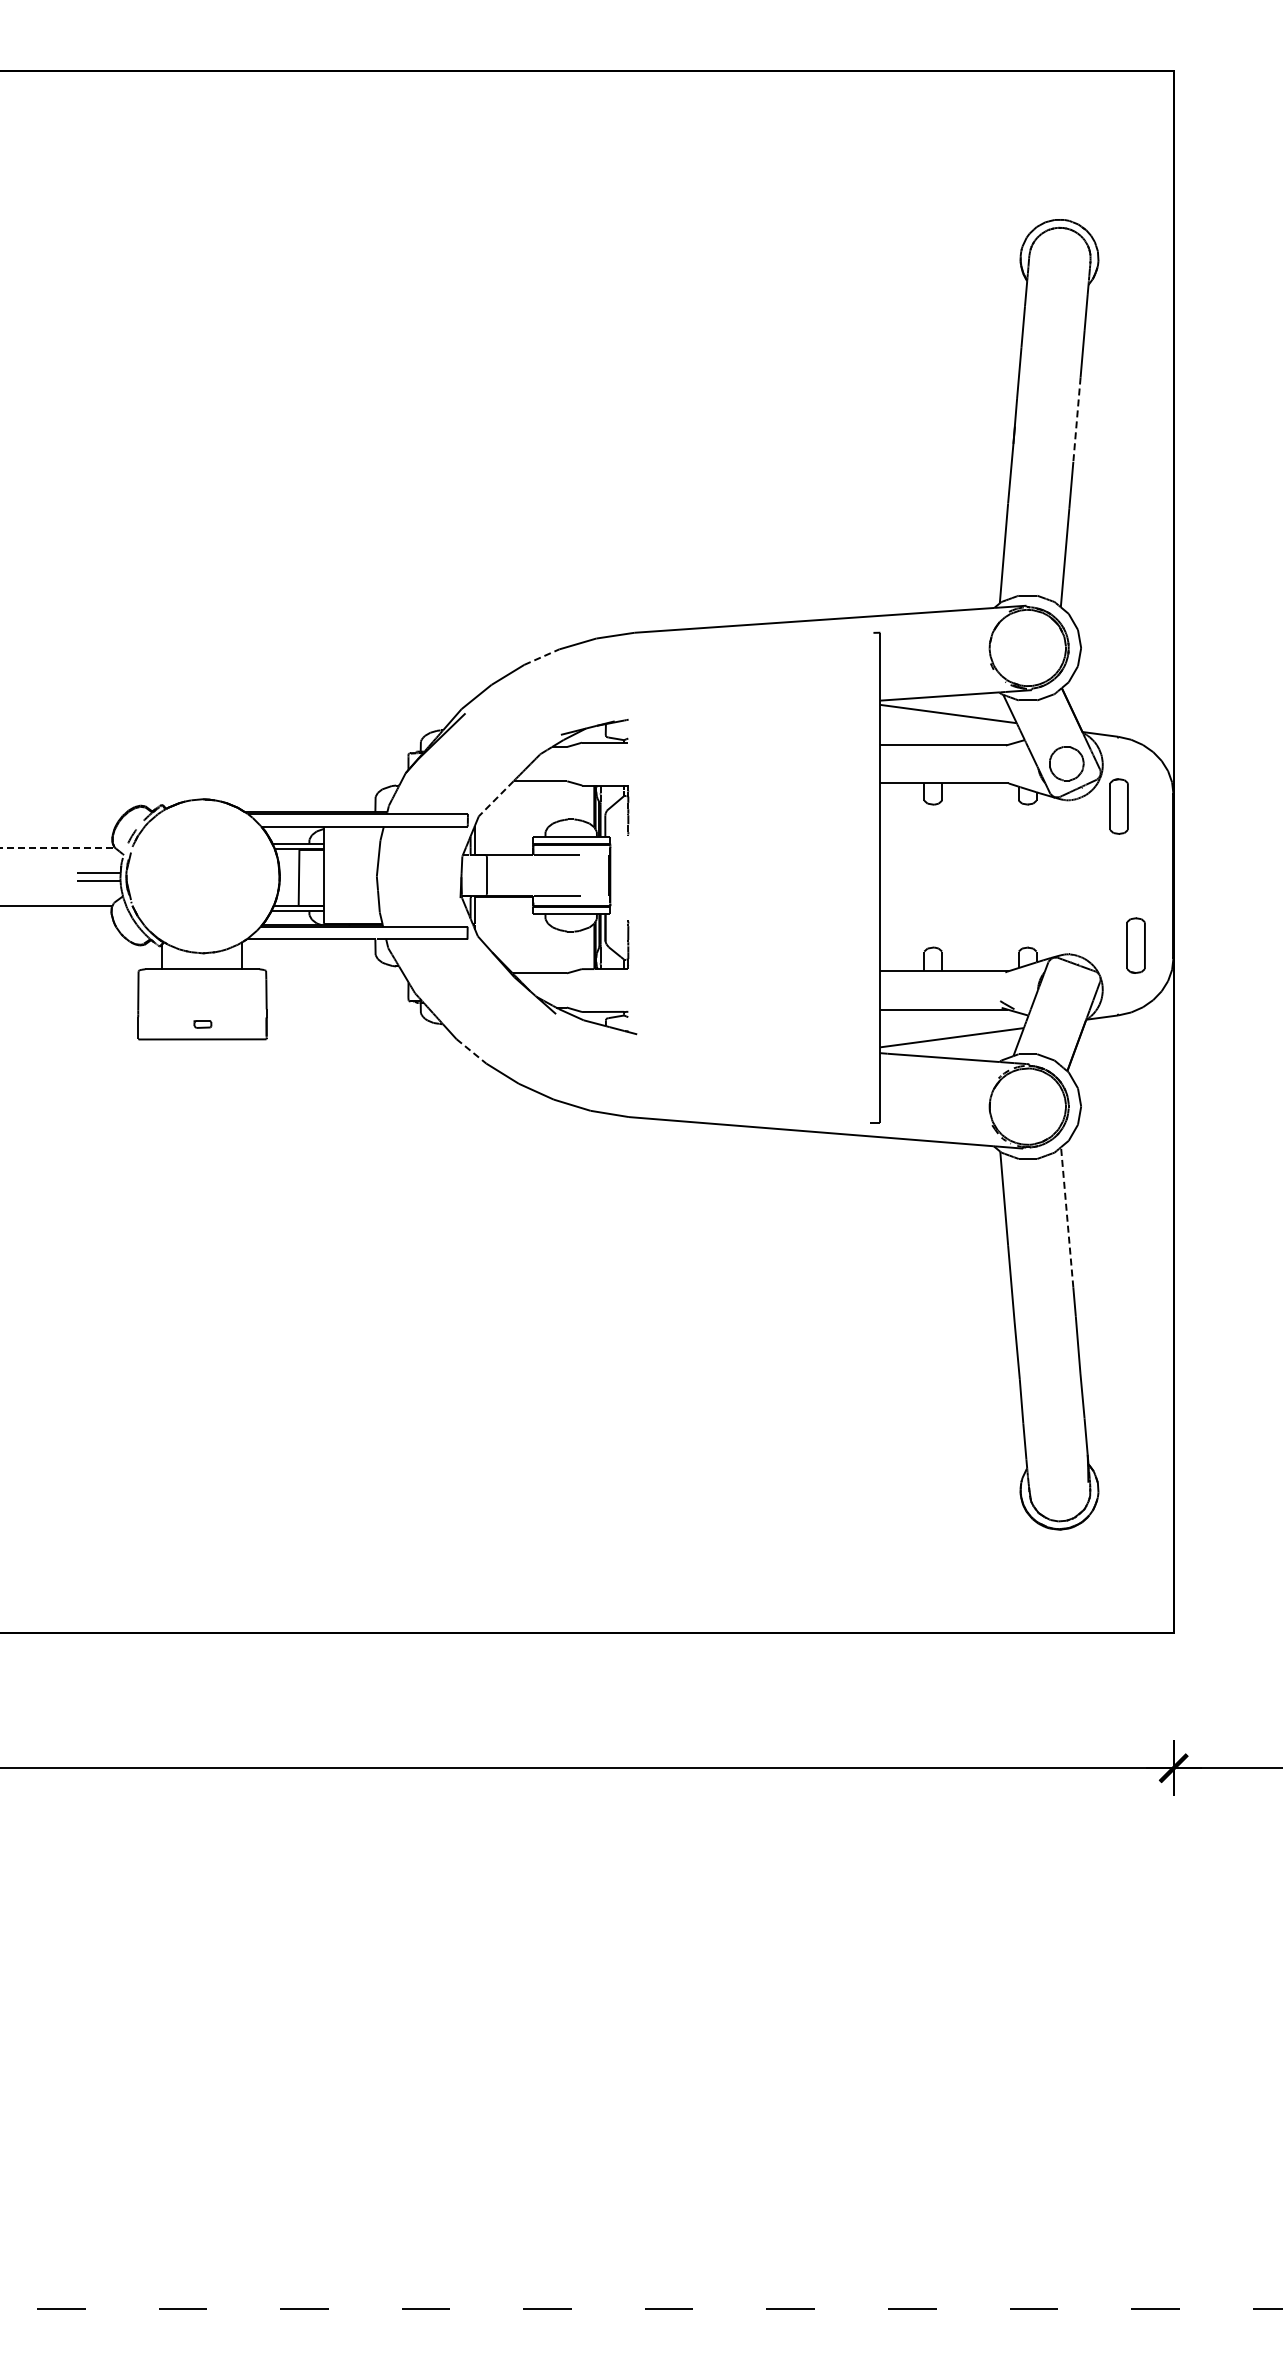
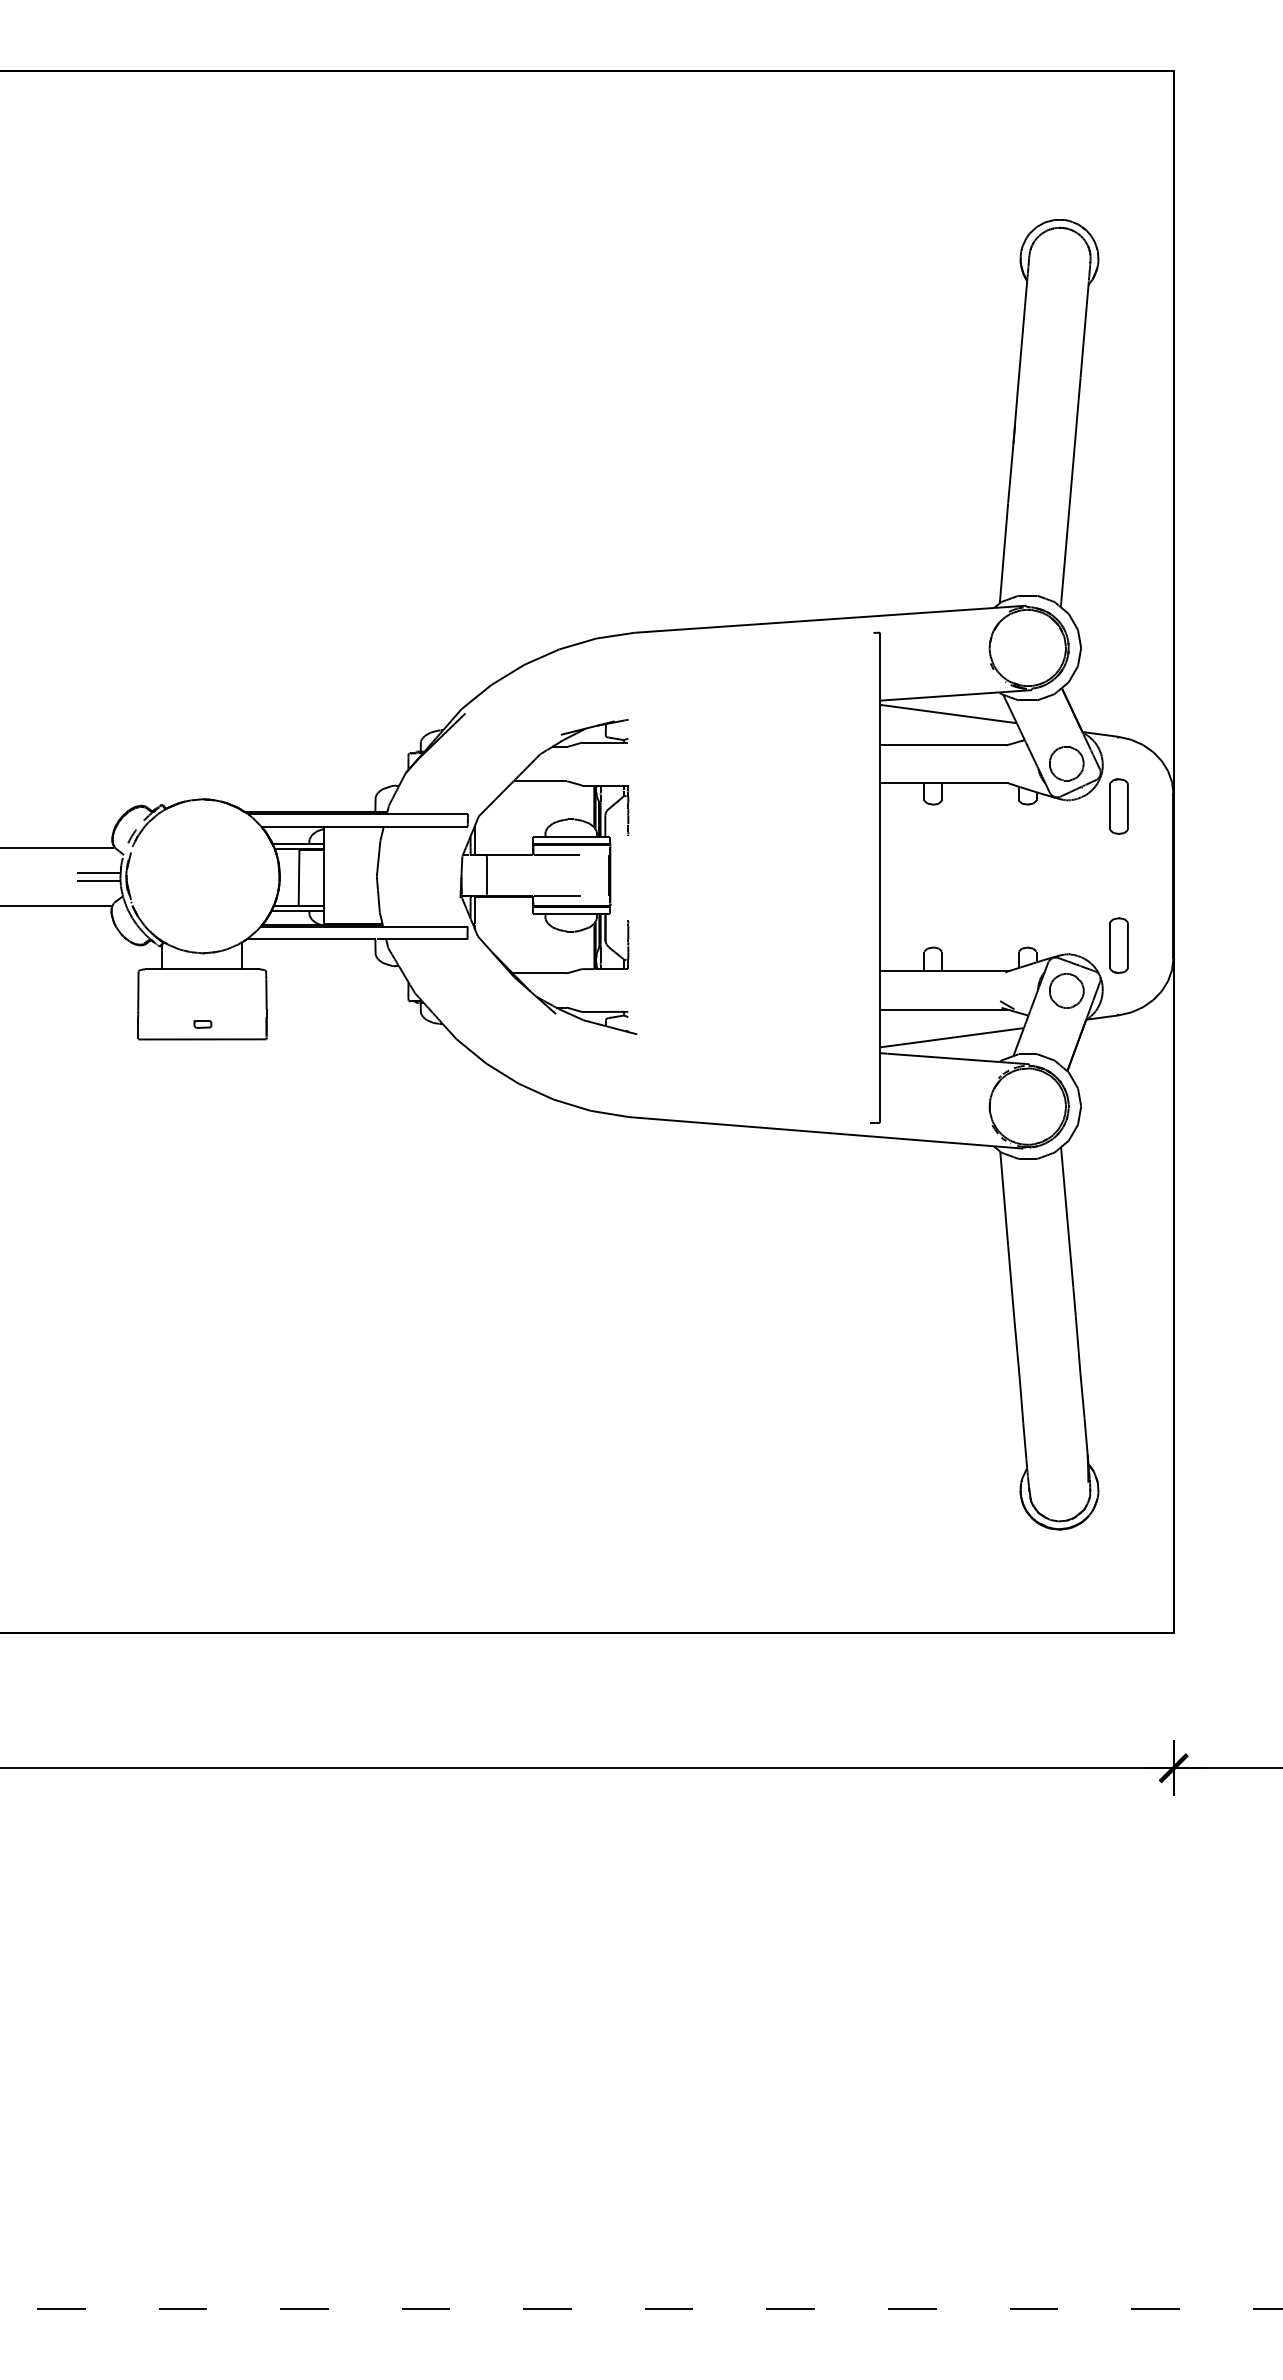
line: dashed -> solid (1076, 420)
line: dashed -> solid (542, 656)
line: dashed -> solid (496, 798)
line: dashed -> solid (57, 847)
part position: (1135, 945) -> (1118, 945) (1118, 945)
part: none -> present (1066, 990)
line: dashed -> solid (471, 1051)
line: dashed -> solid (1067, 1216)
